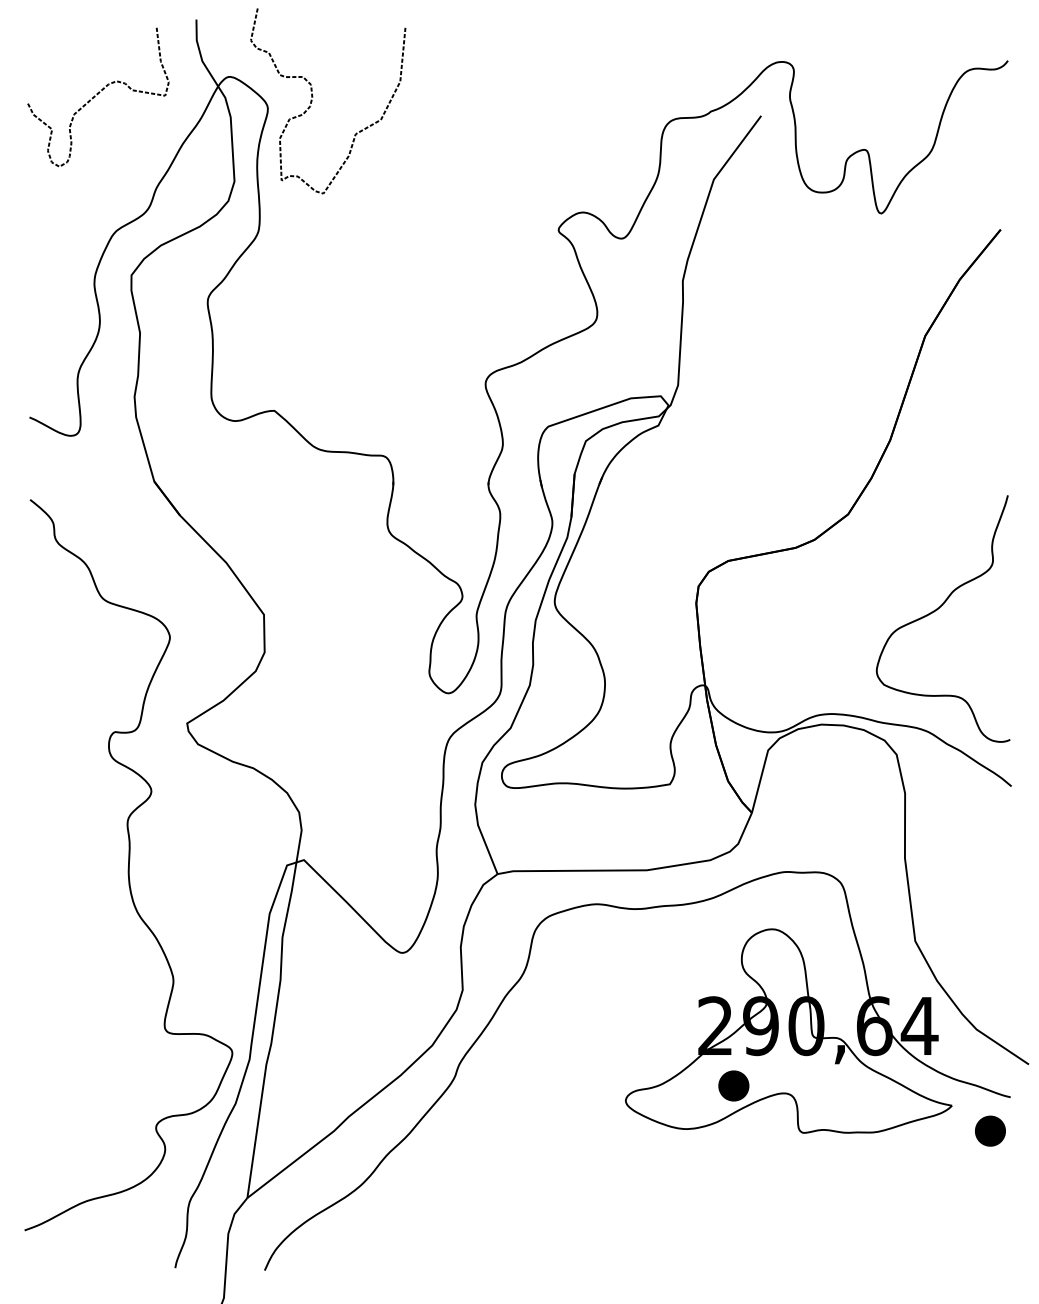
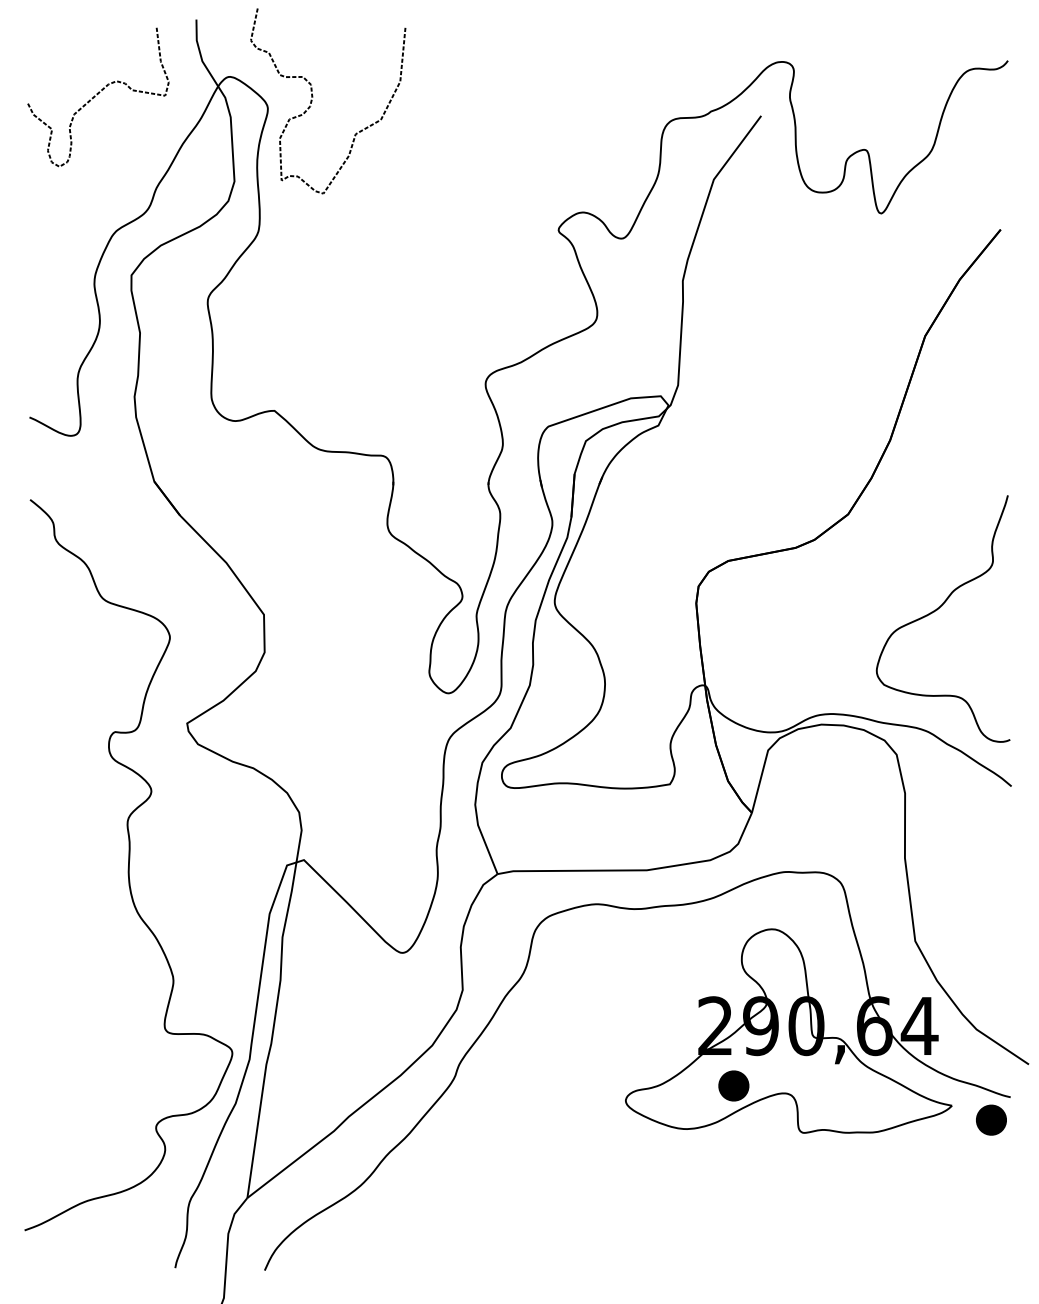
part position: (990, 1130) -> (991, 1119) (991, 1119)
